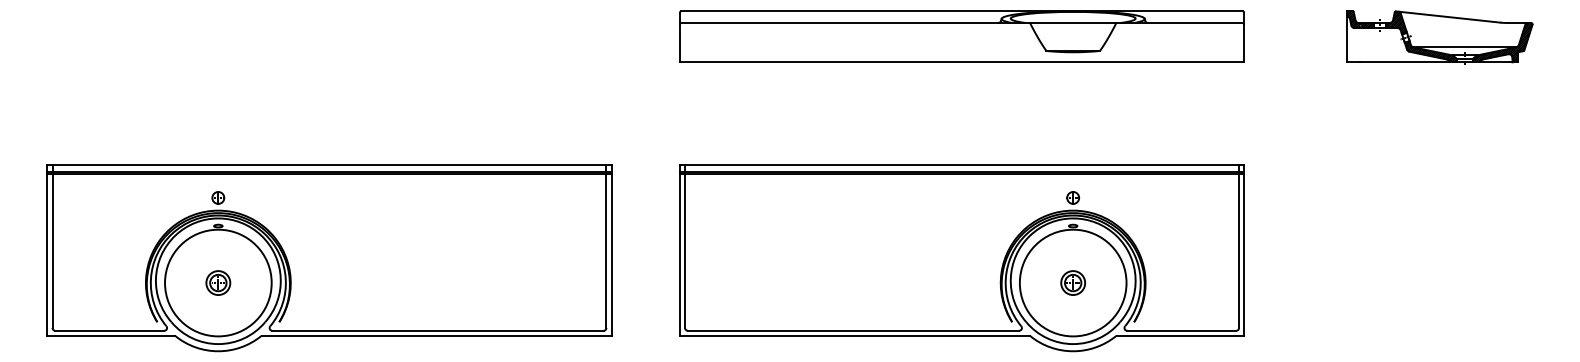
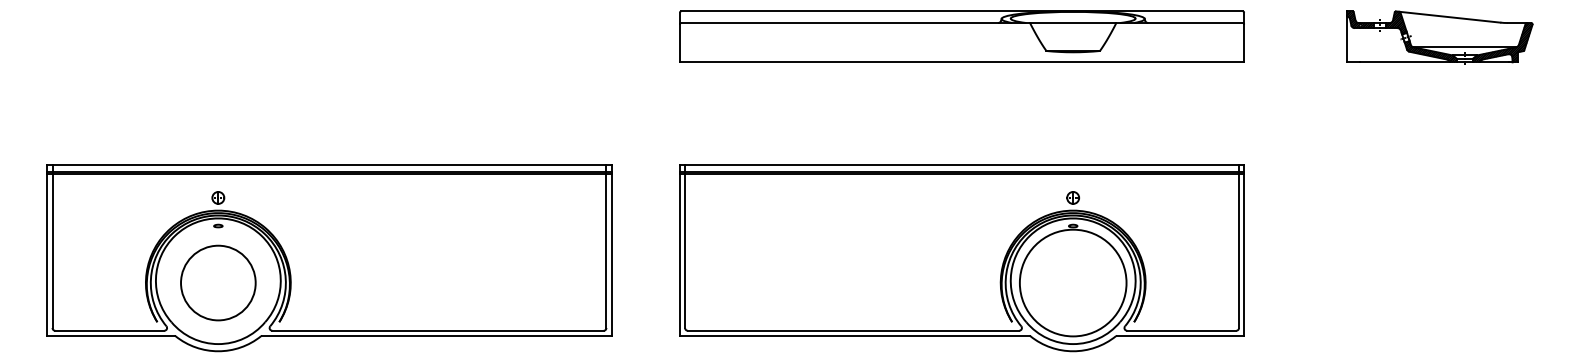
circle diameter: 107 px -> 75 px (218, 282)
part: present -> none (218, 282)
part: present -> none (1072, 282)
